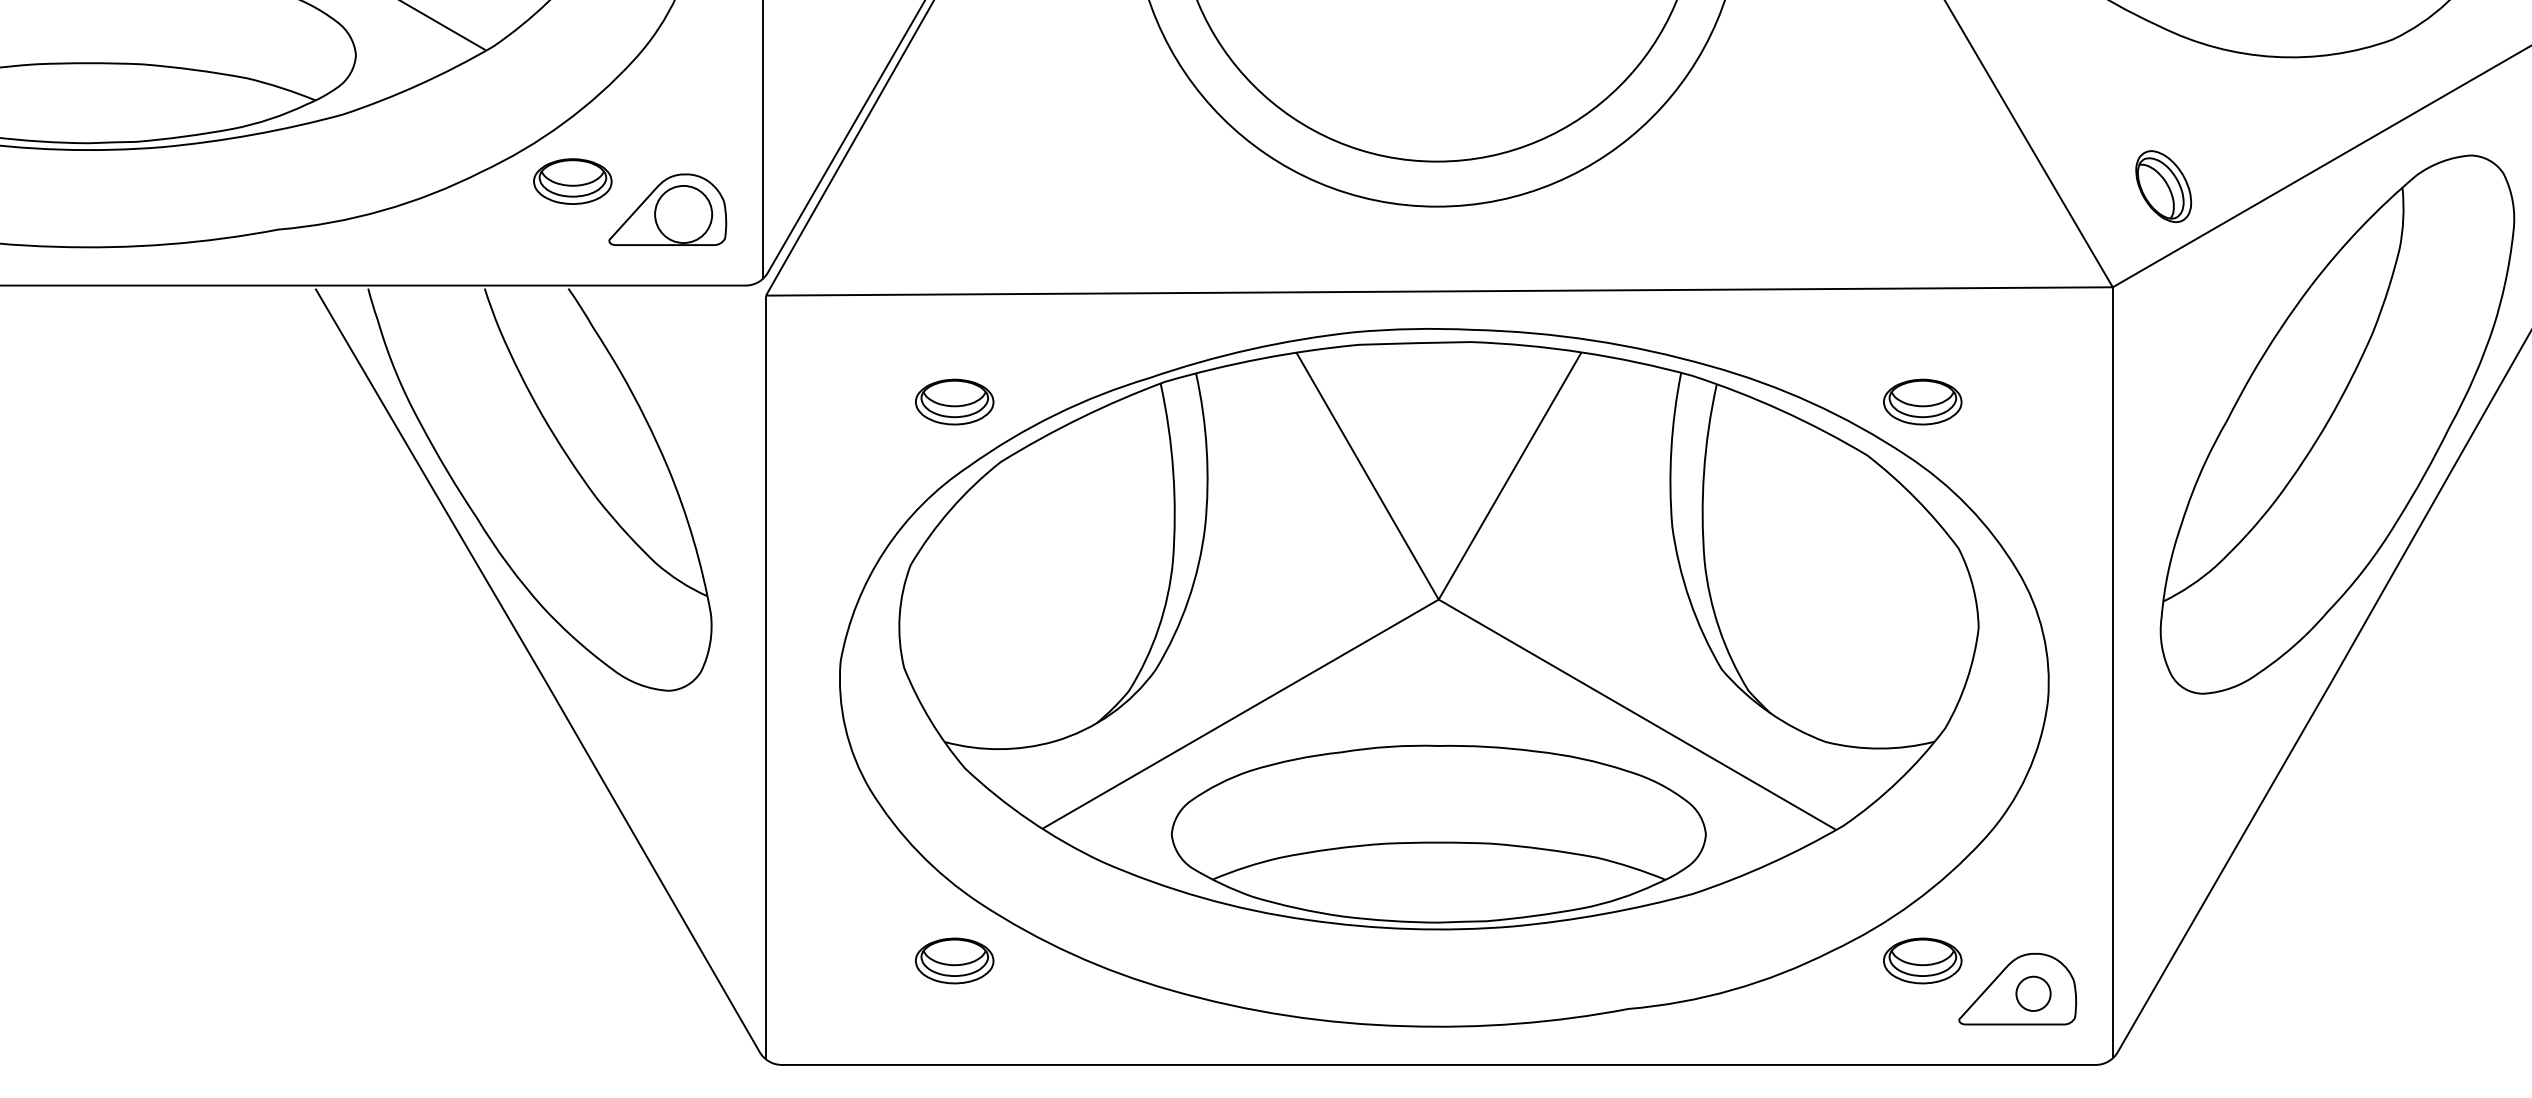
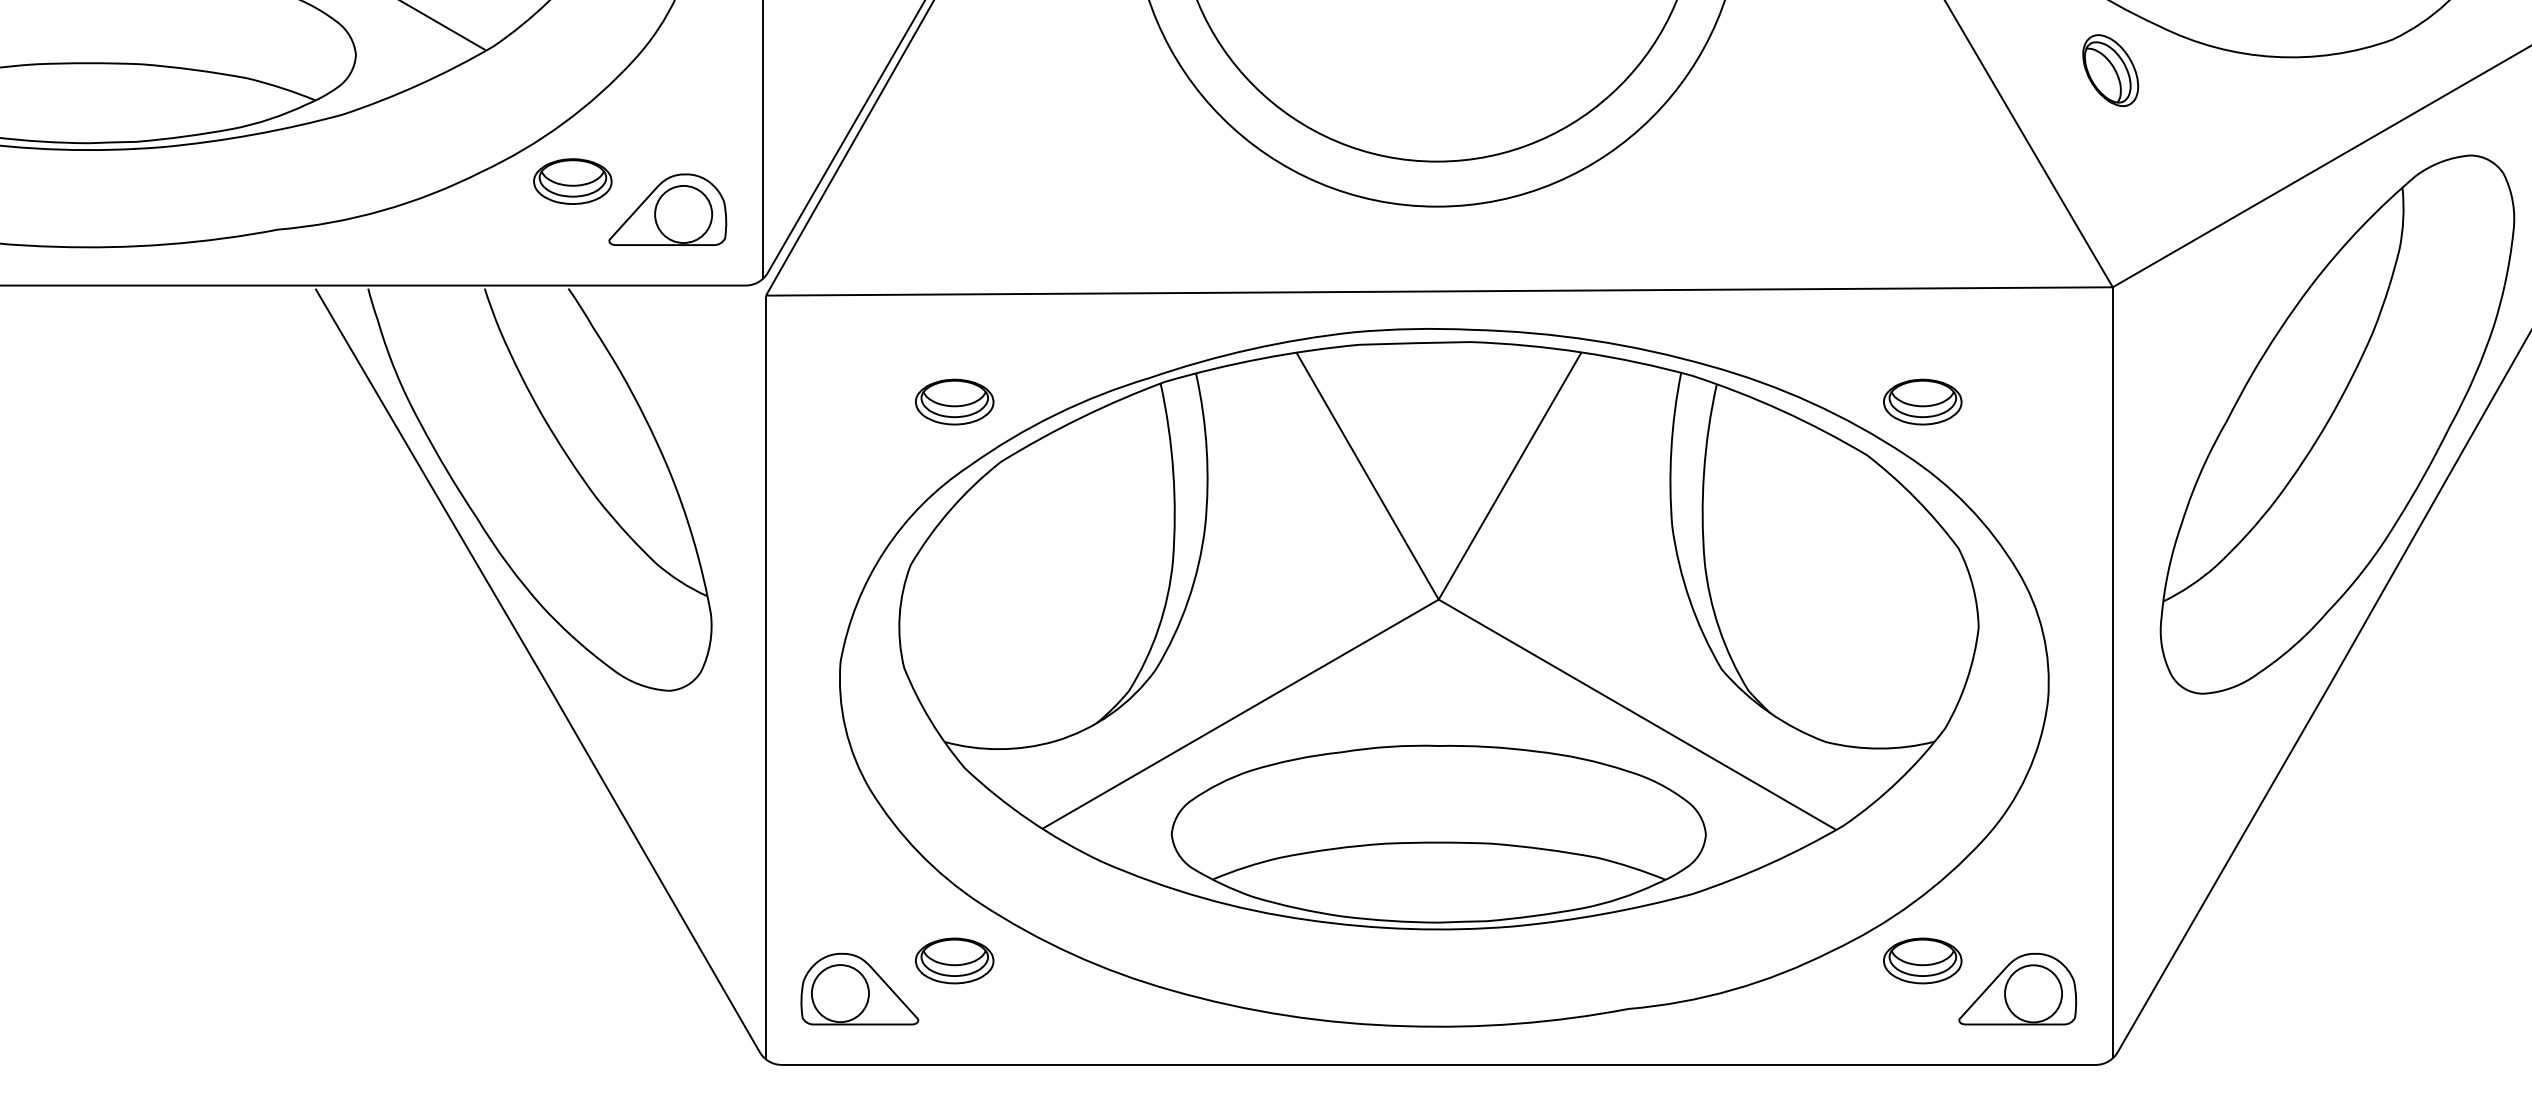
part position: (2163, 186) -> (2110, 70) (2110, 70)
part: none -> present (859, 988)
circle diameter: 34 px -> 57 px (2033, 993)
